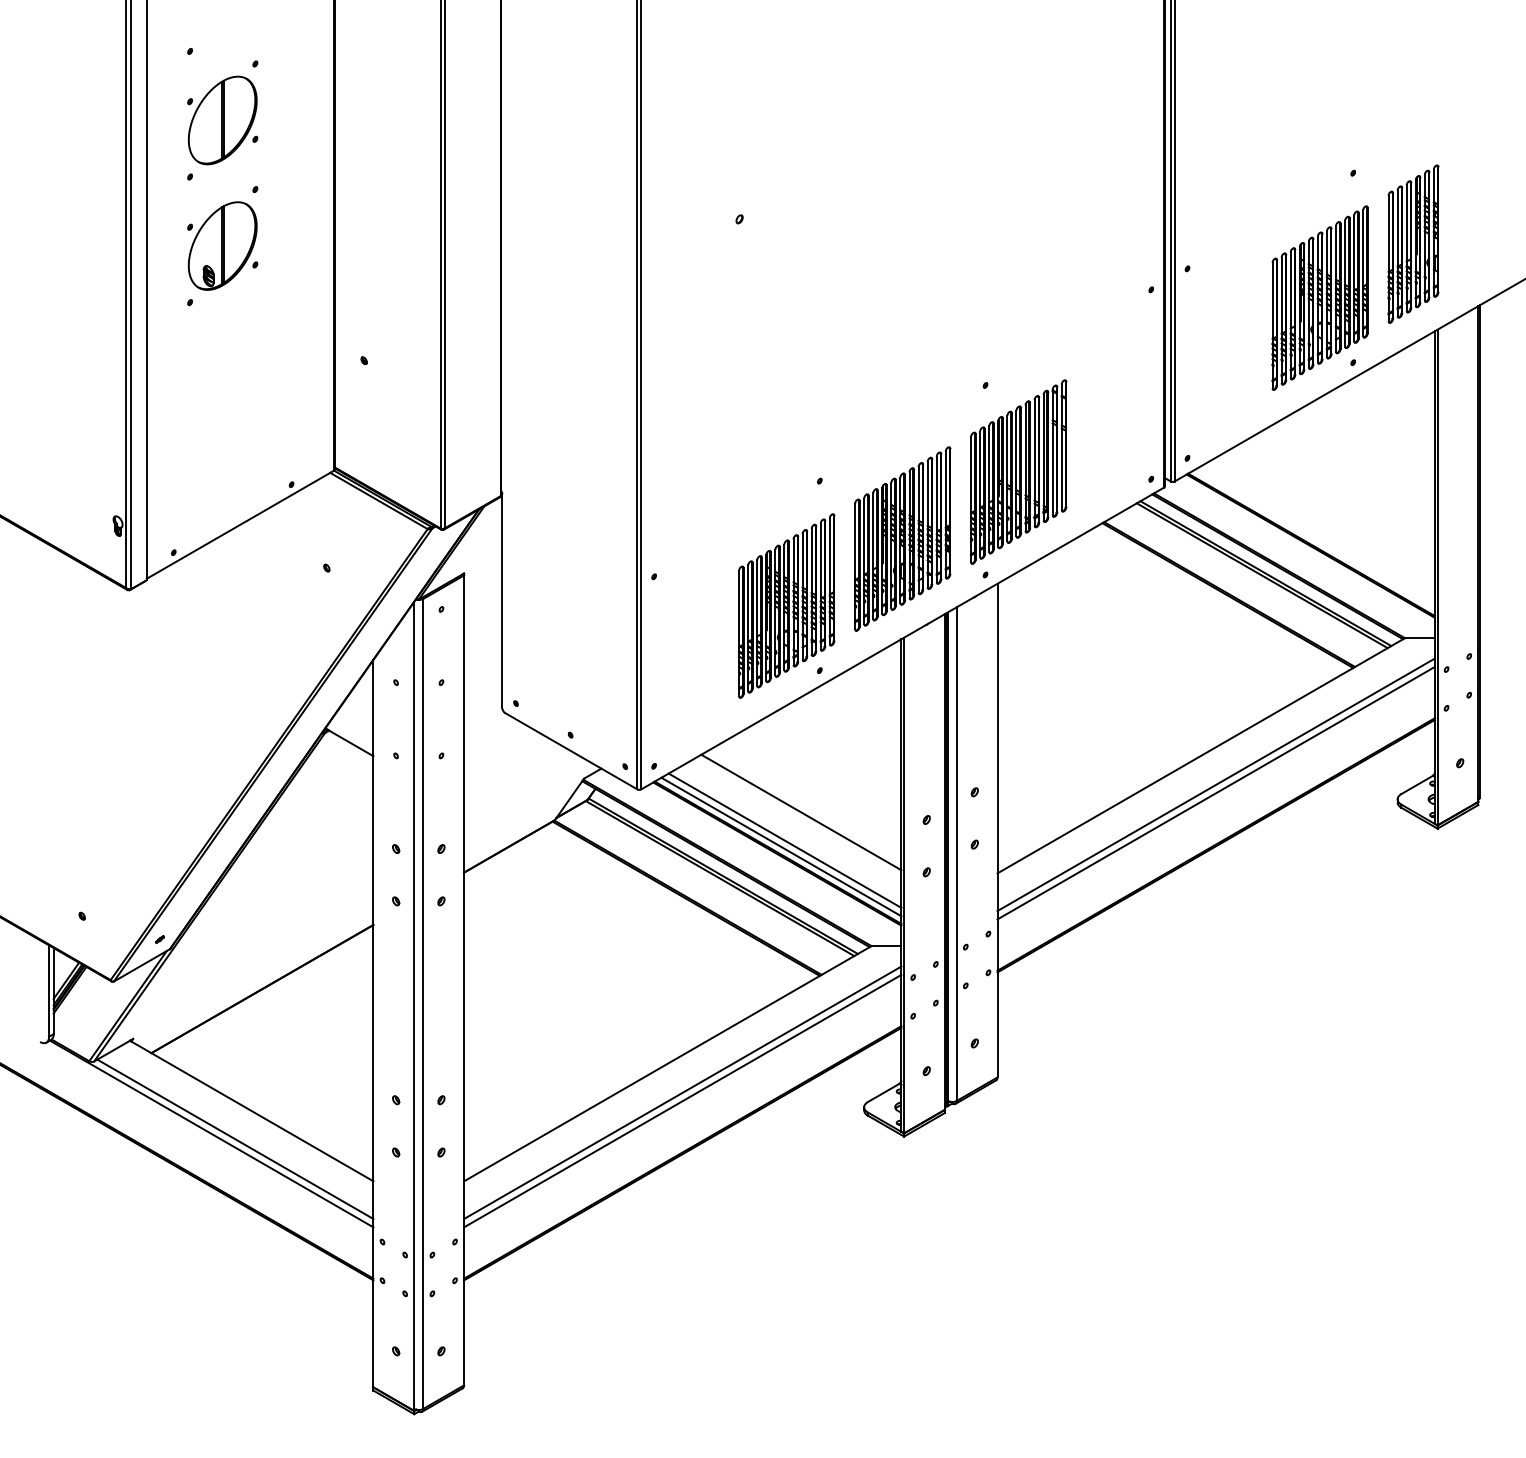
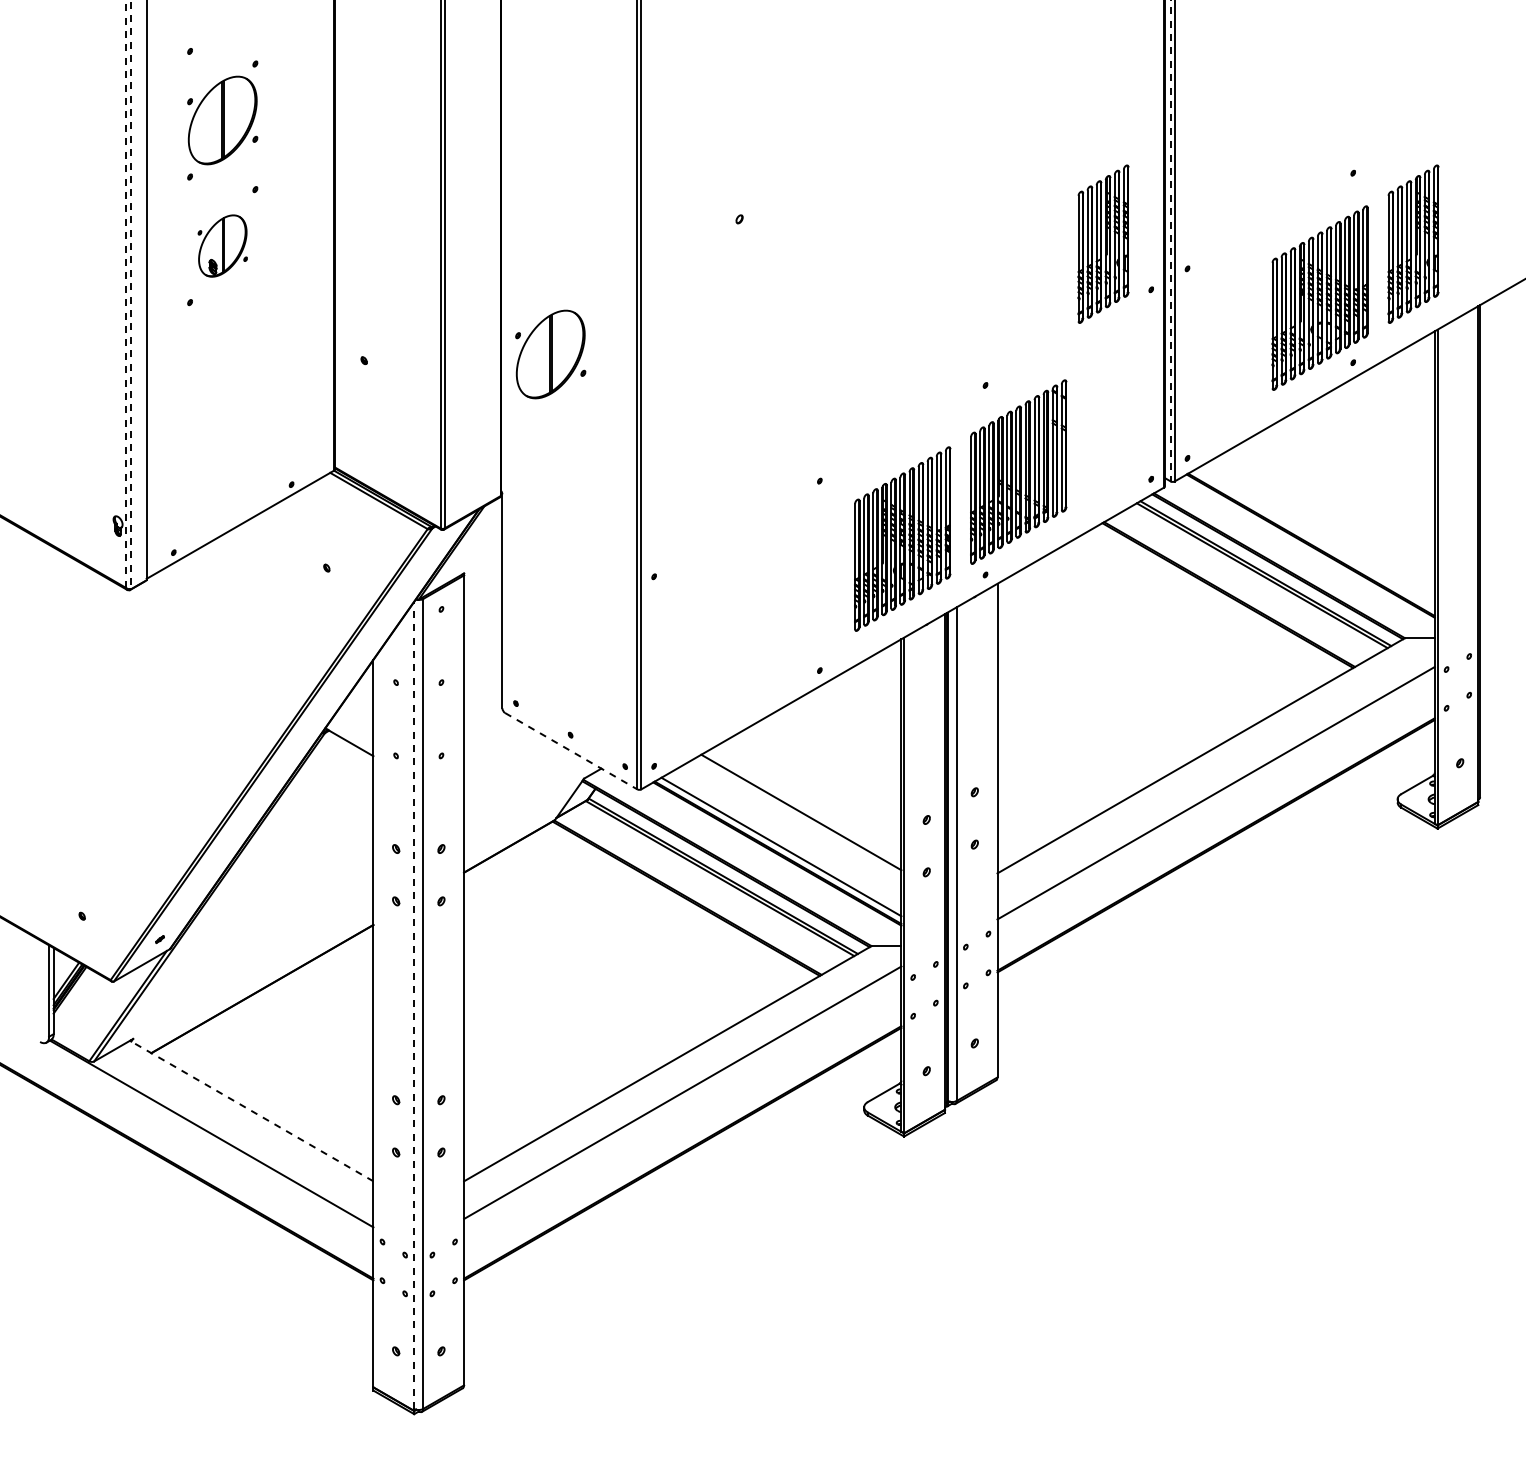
line: solid -> dashed (1170, 241)
part: none -> present (1103, 243)
part size: 72x90 px -> 51x64 px (222, 245)
line: solid -> dashed (125, 294)
line: solid -> dashed (131, 295)
part: none -> present (550, 354)
part: present -> none (786, 605)
line: solid -> dashed (571, 751)
line: present -> none (1215, 784)
line: present -> none (784, 840)
line: solid -> dashed (414, 1005)
line: present -> none (682, 1100)
line: solid -> dashed (251, 1111)
line: present -> none (235, 1139)
